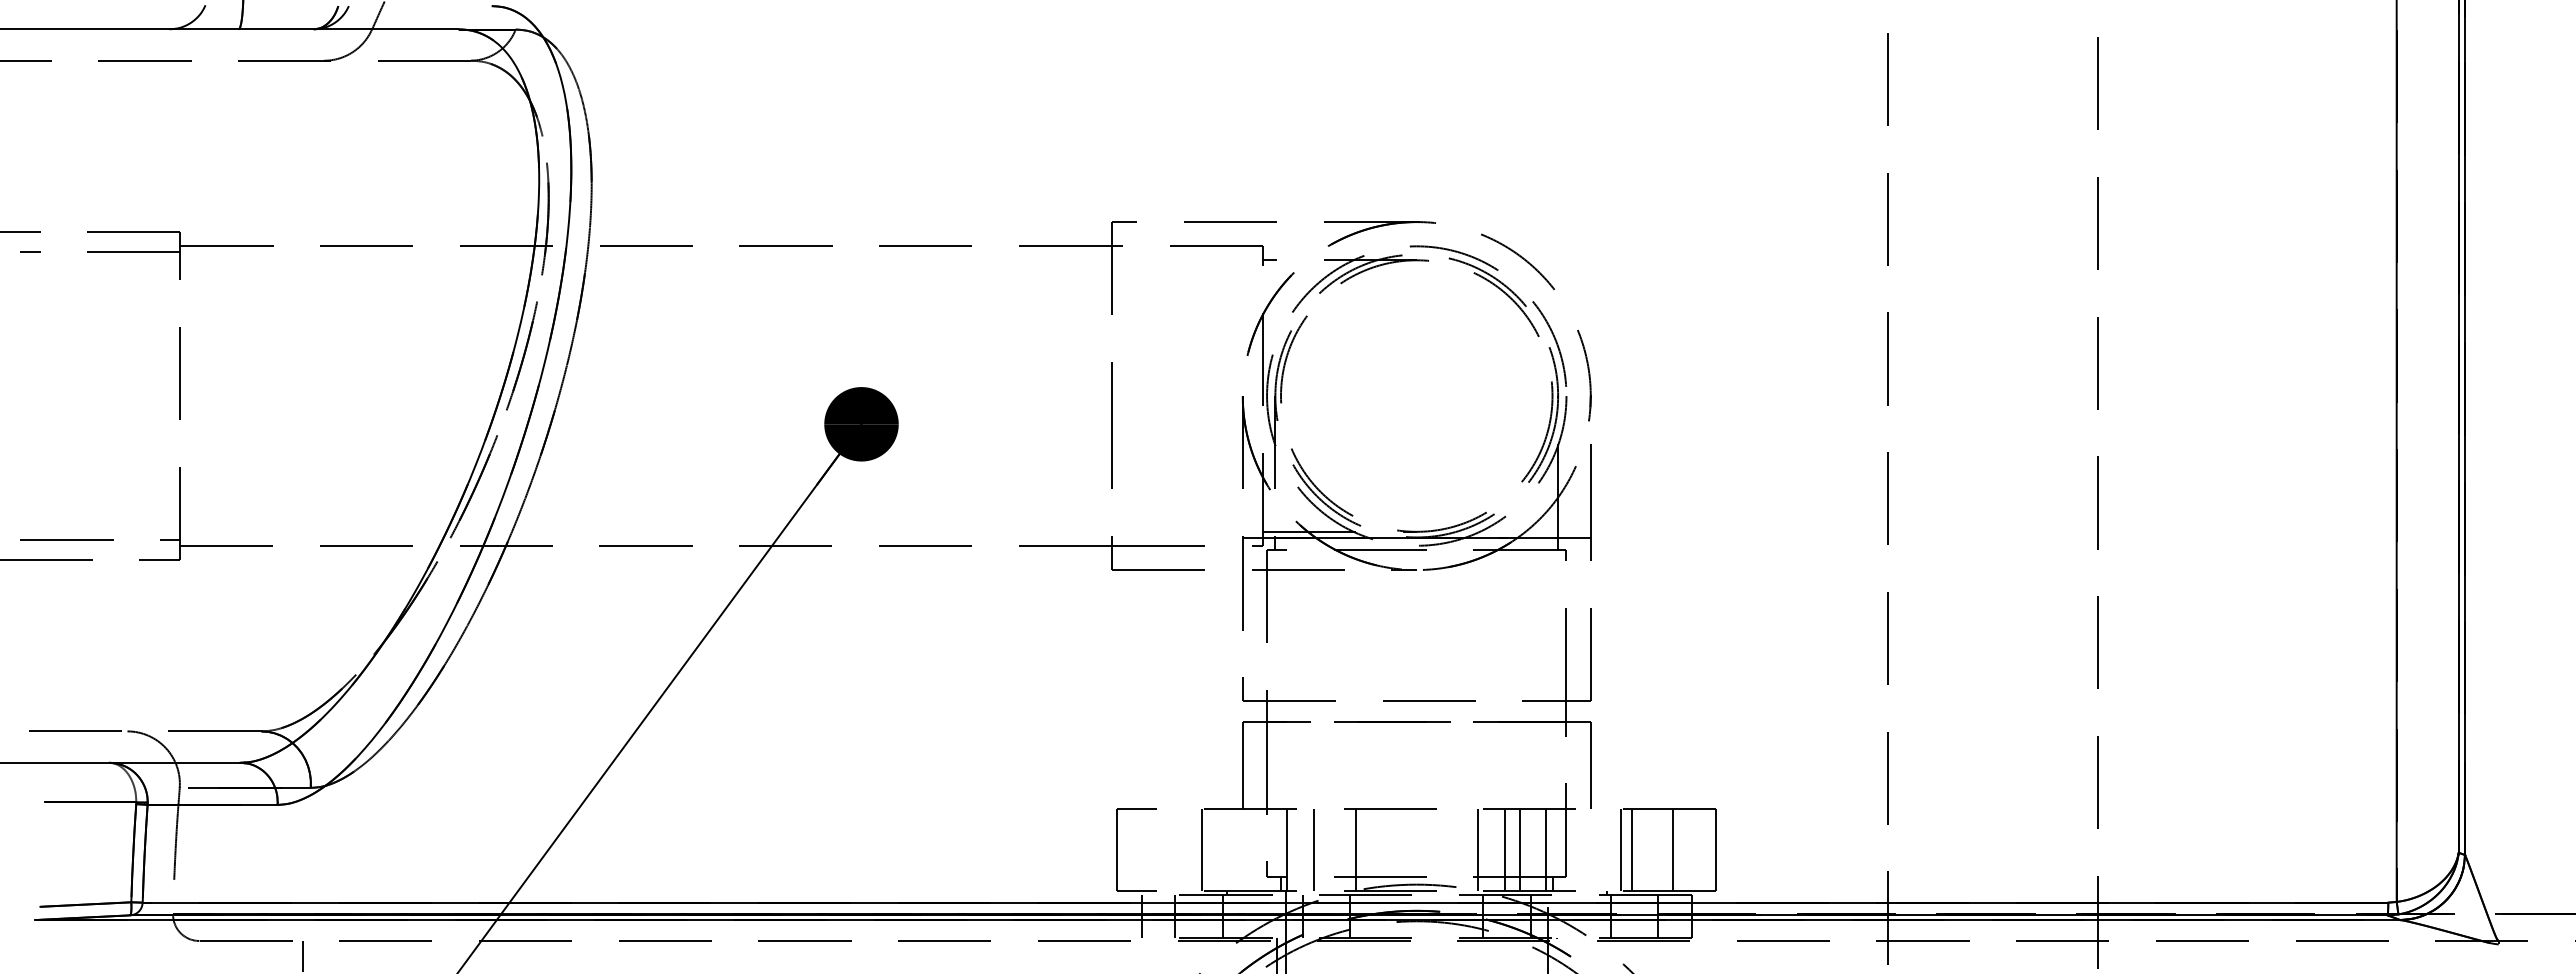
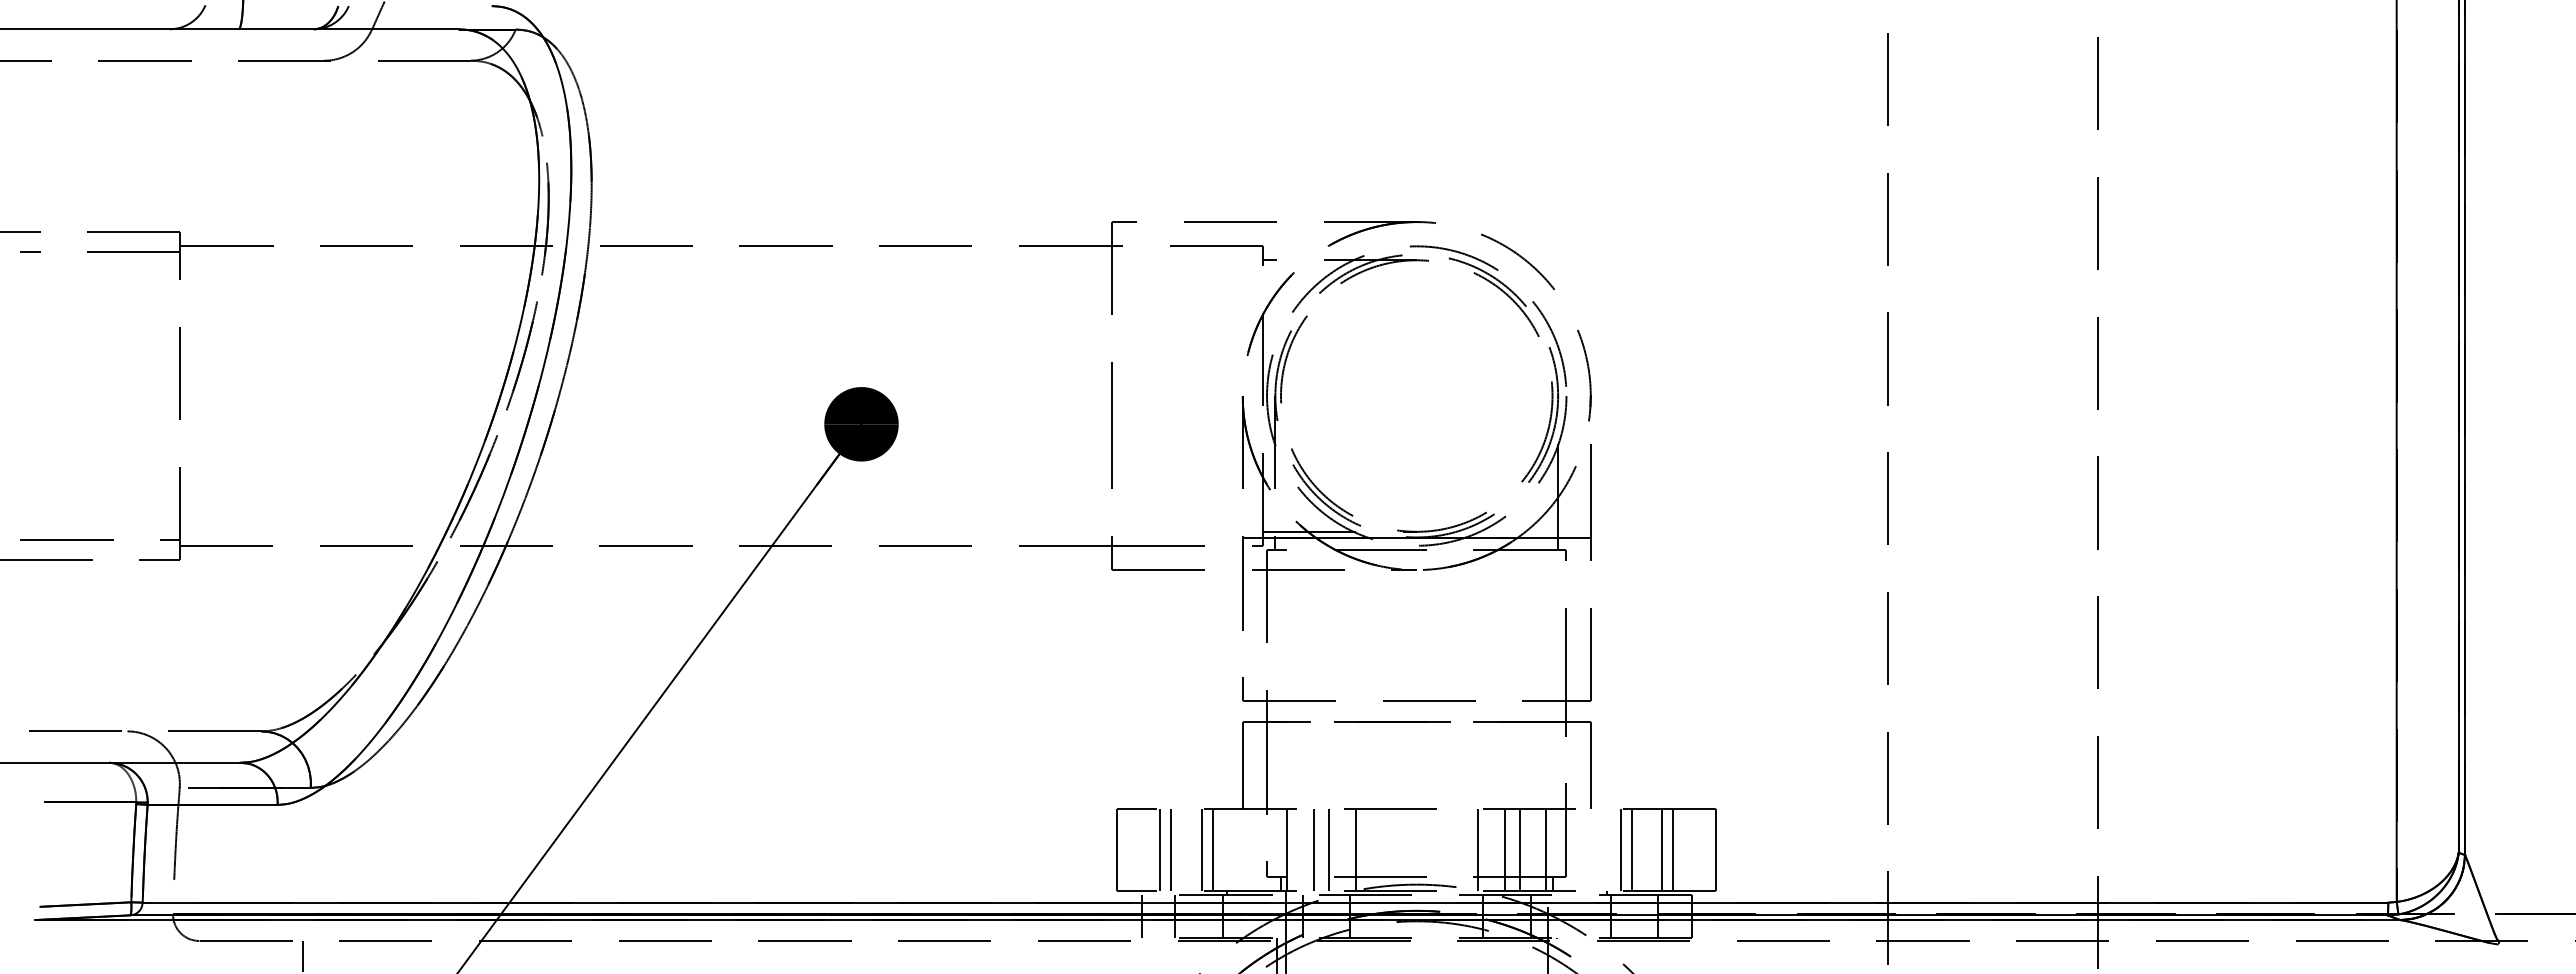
line: none -> present (1160, 849)
line: none -> present (1171, 849)
line: none -> present (1212, 849)
line: none -> present (1328, 849)
line: none -> present (1662, 849)
